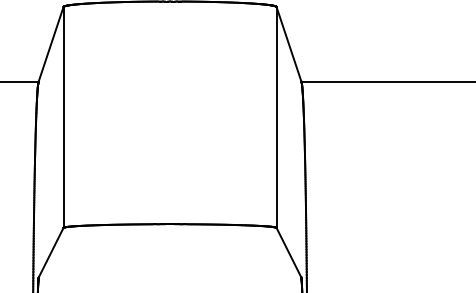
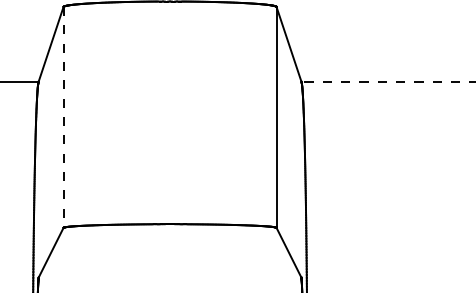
line: solid -> dashed (388, 81)
line: solid -> dashed (63, 117)
